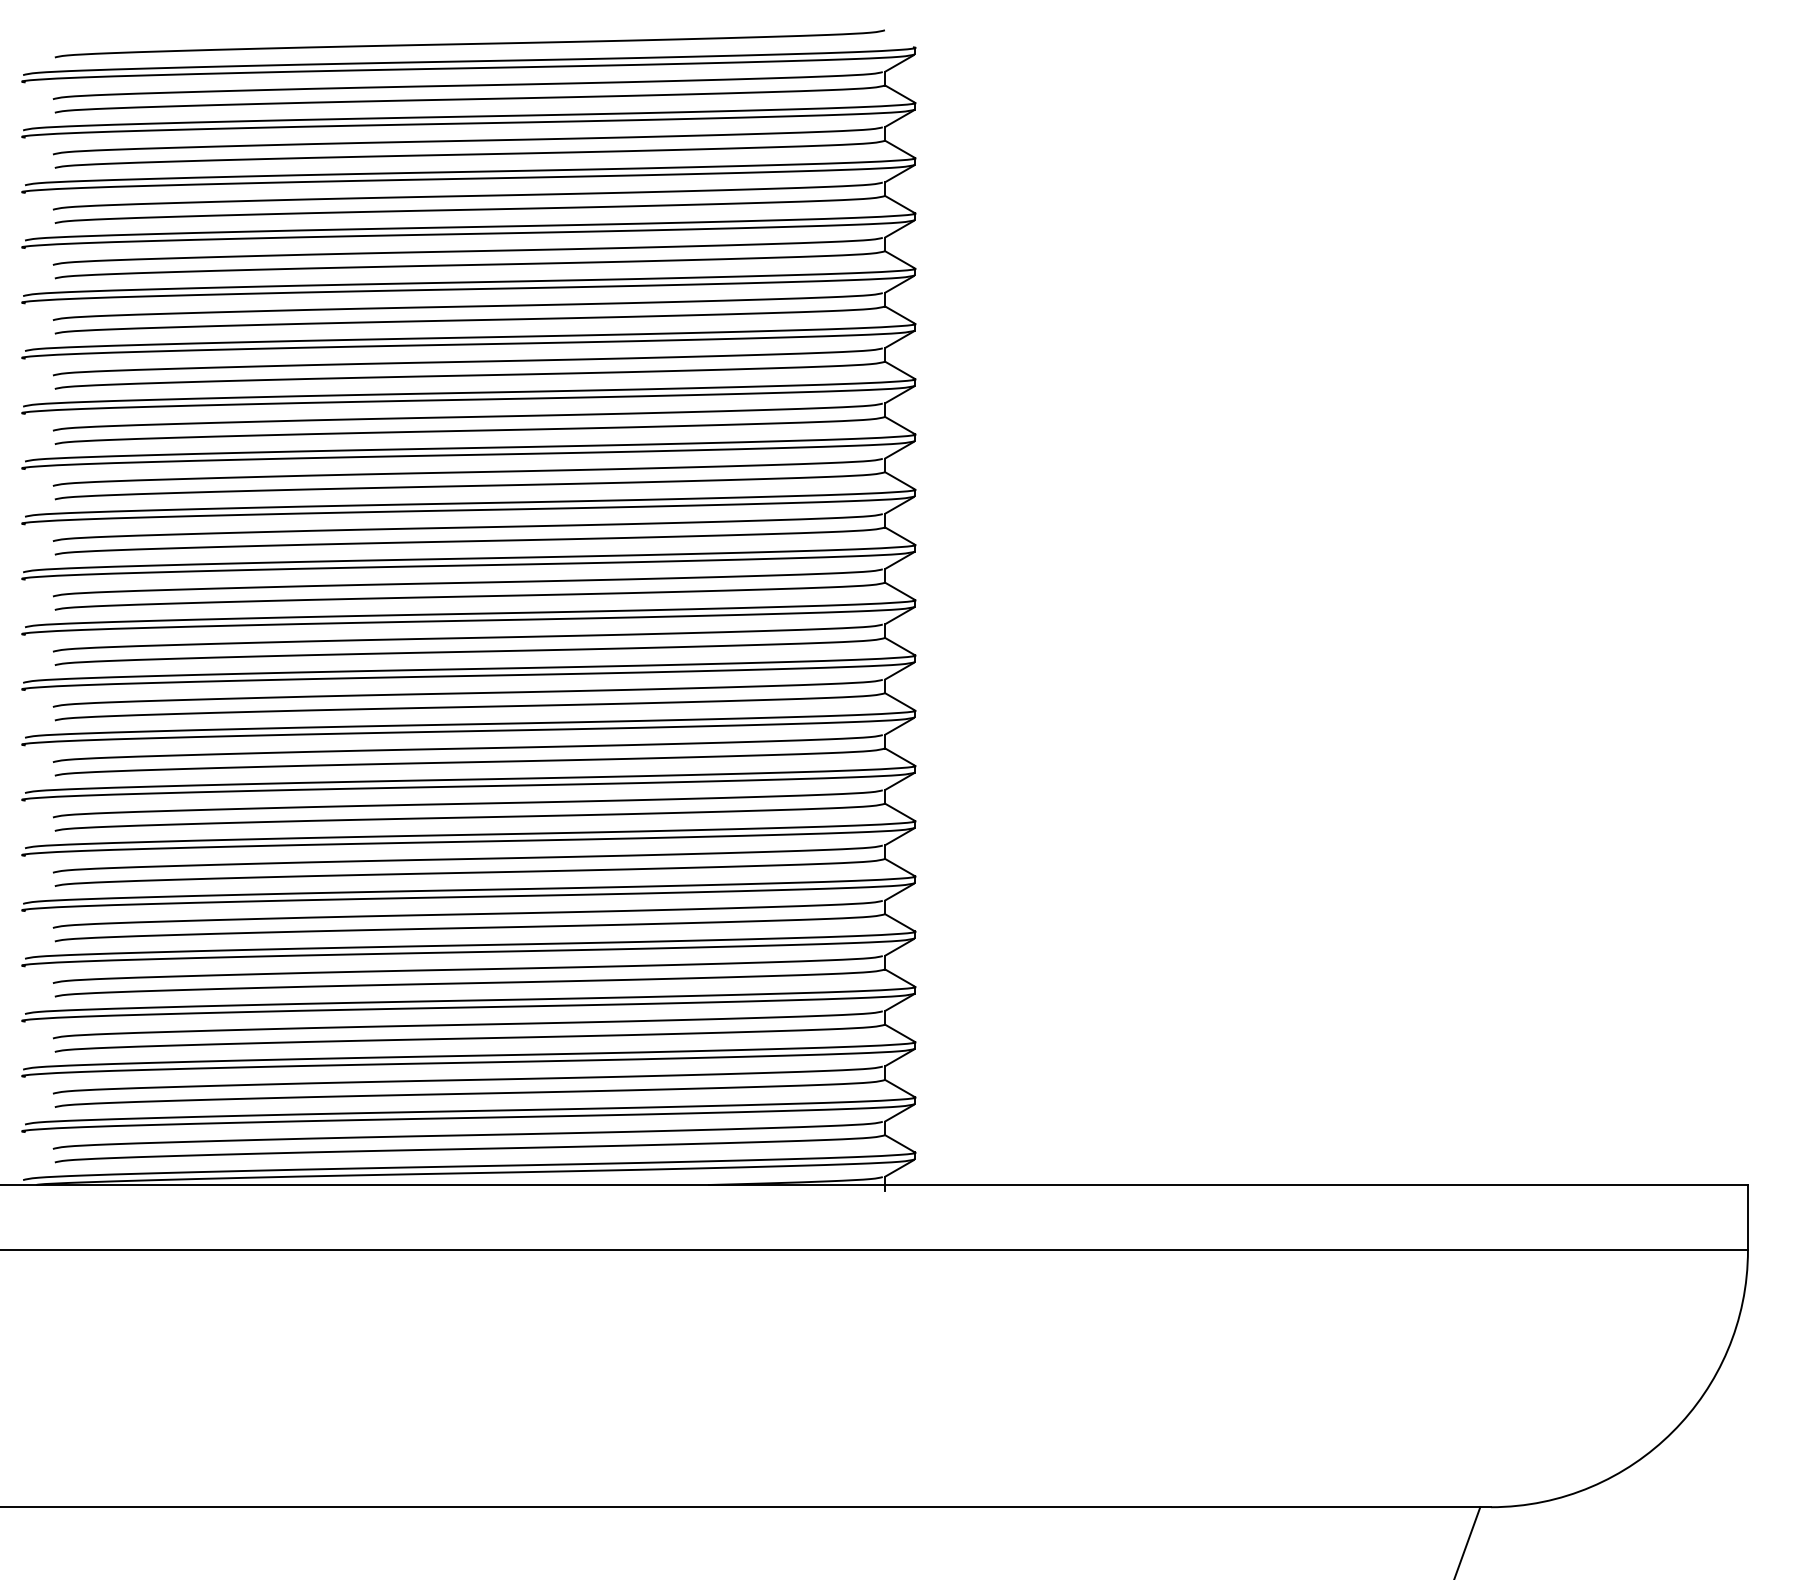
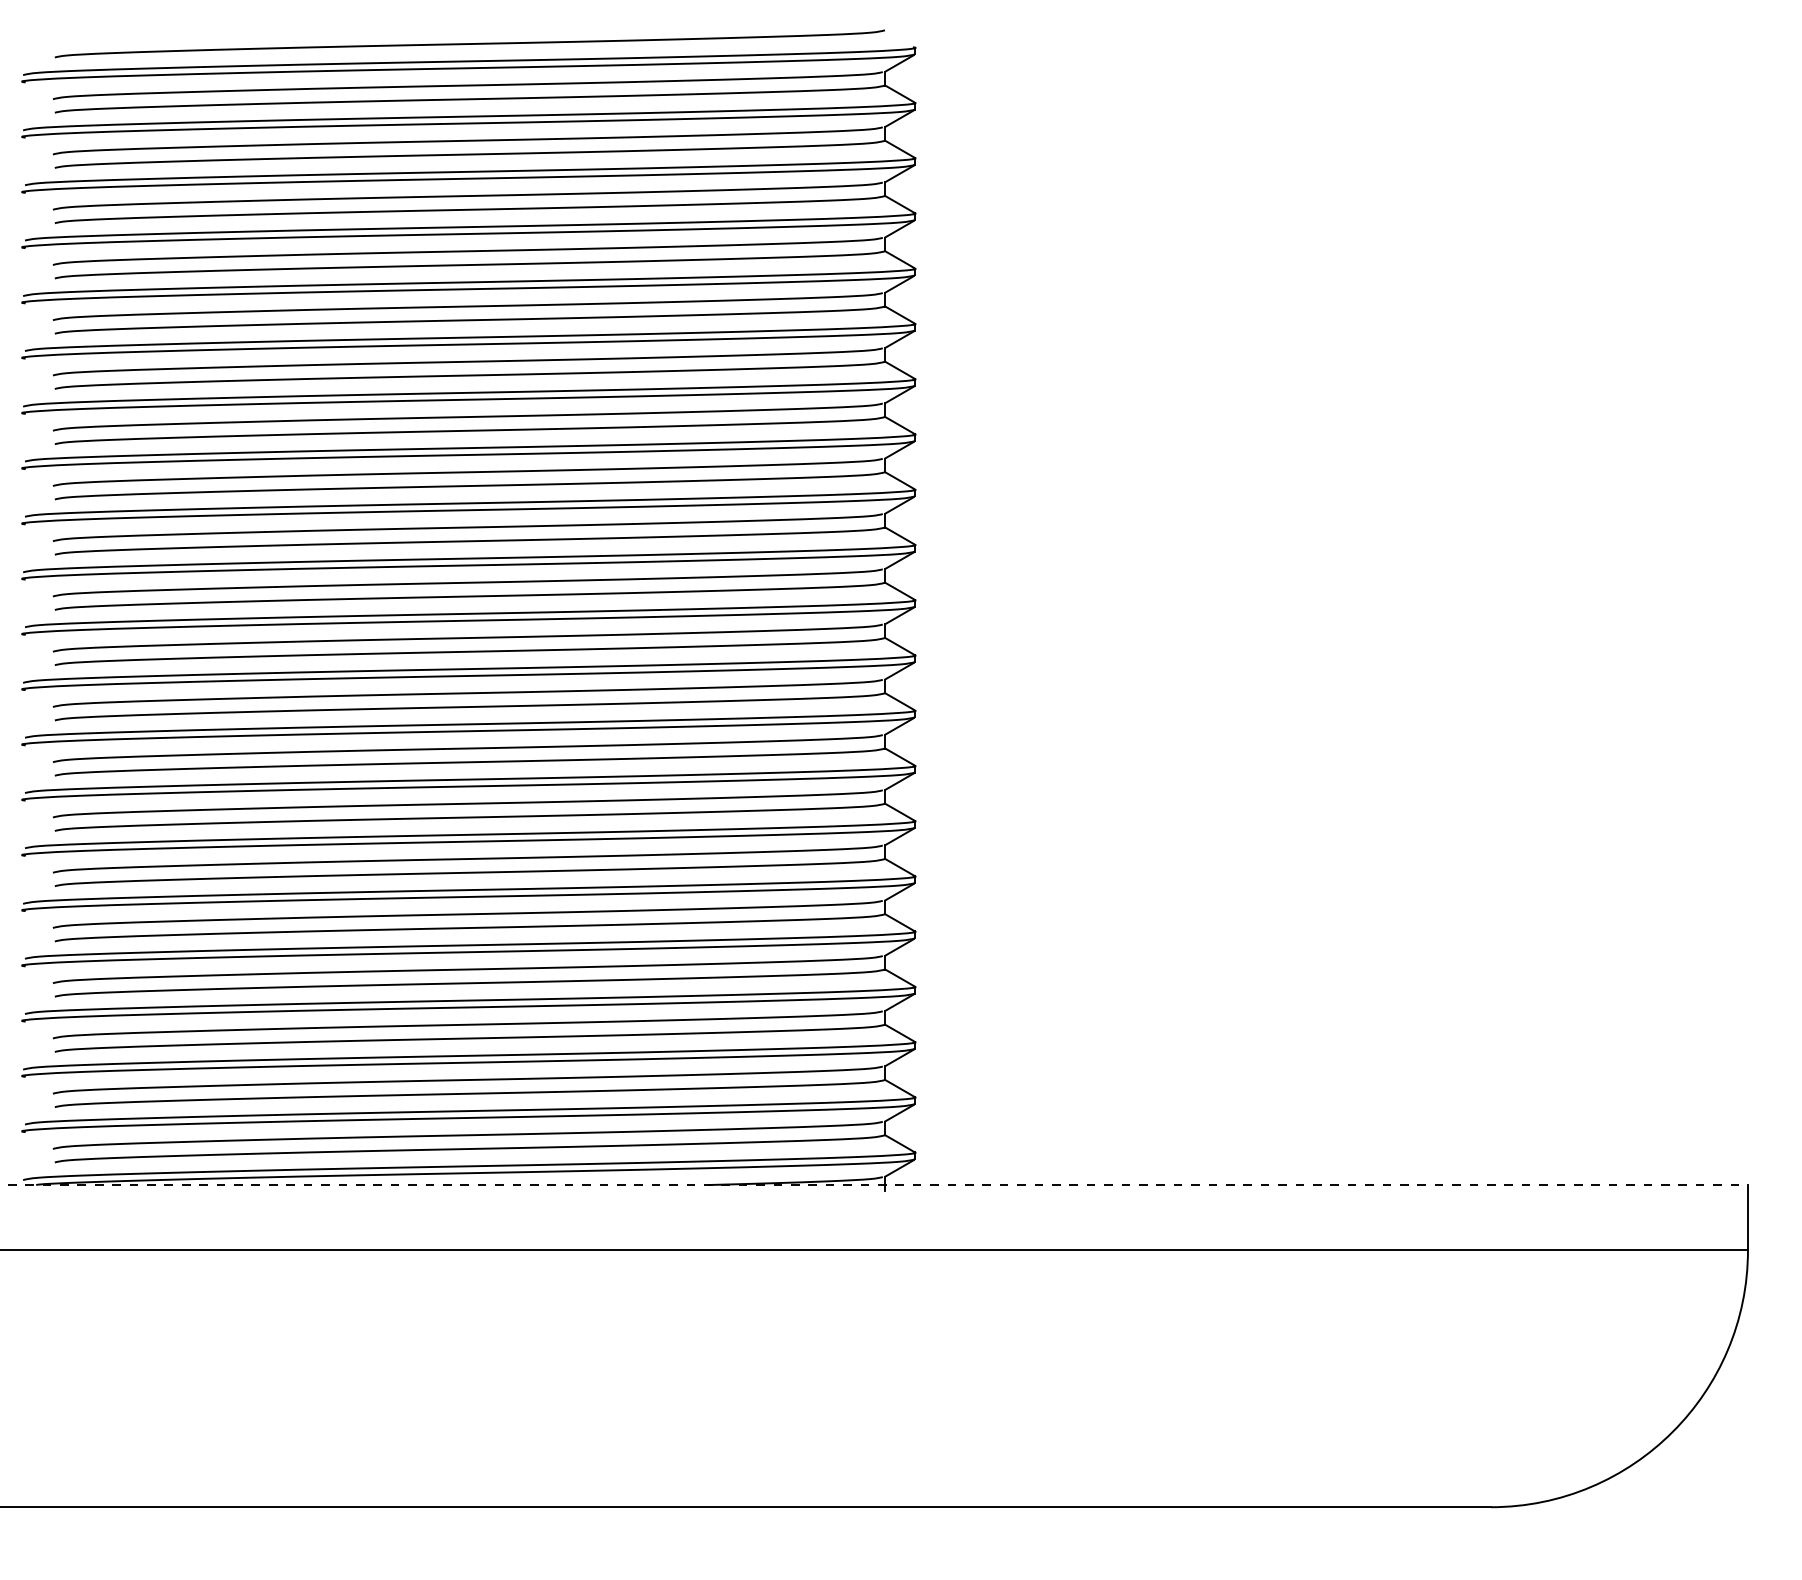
line: solid -> dashed (874, 1185)
line: present -> none (1467, 1541)
